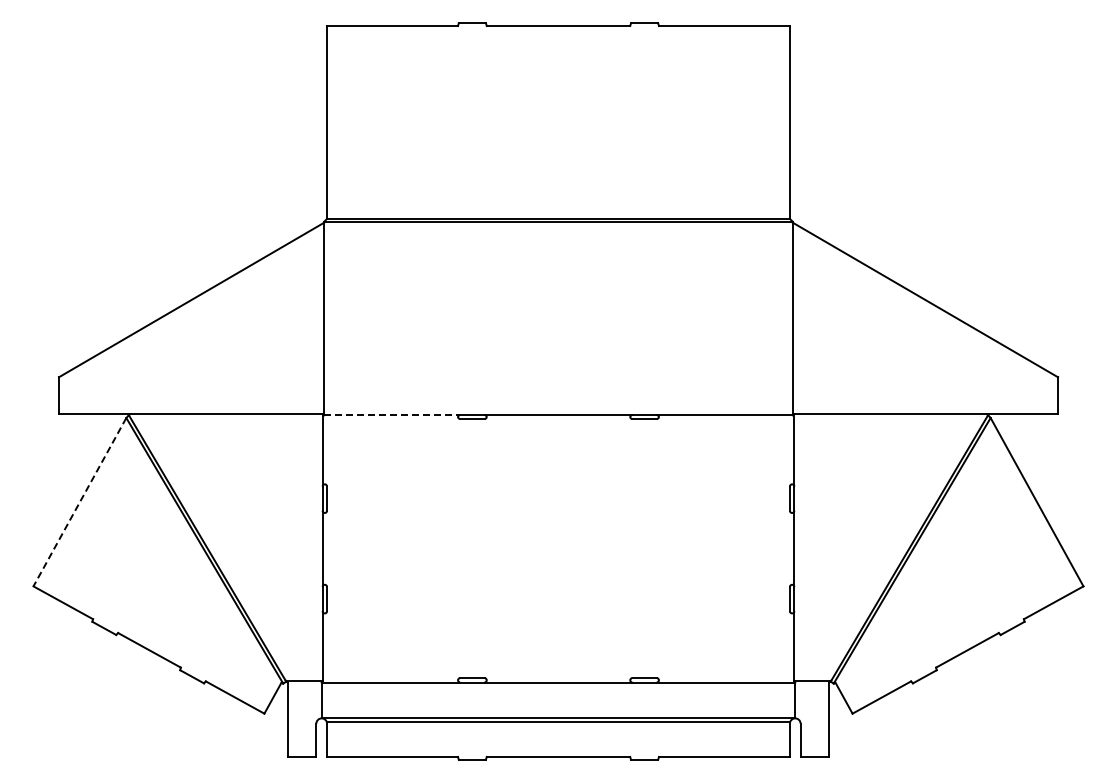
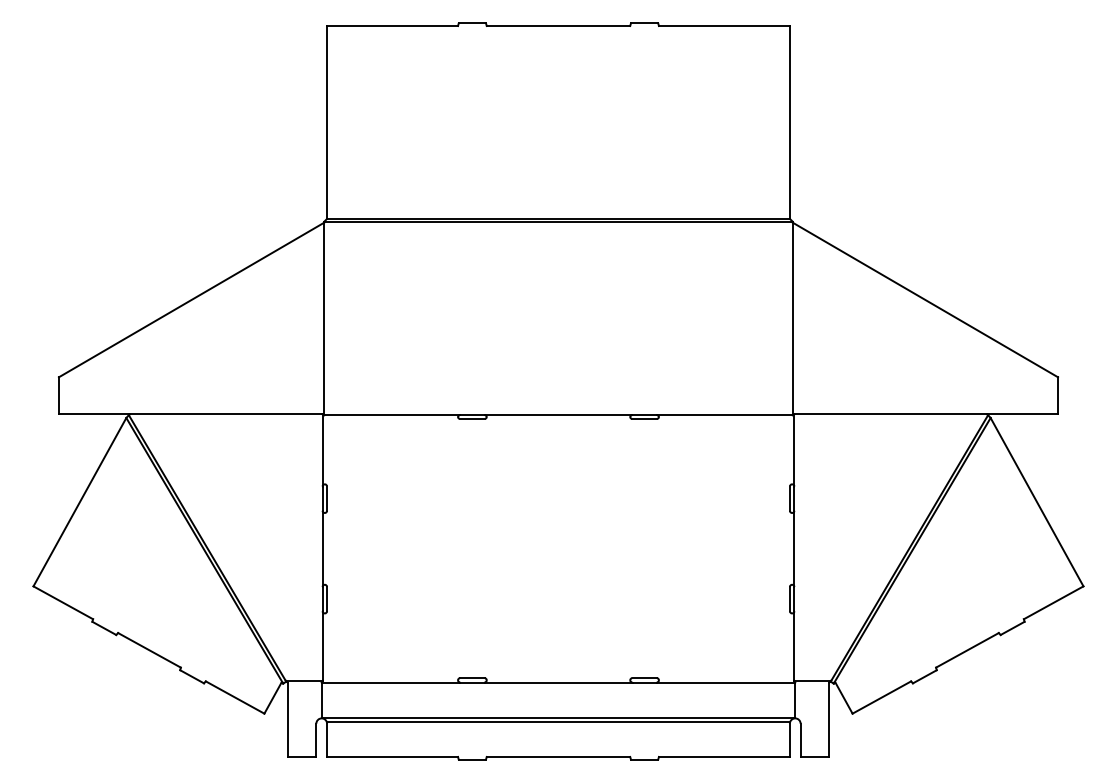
line: dashed -> solid (392, 415)
line: dashed -> solid (79, 502)
